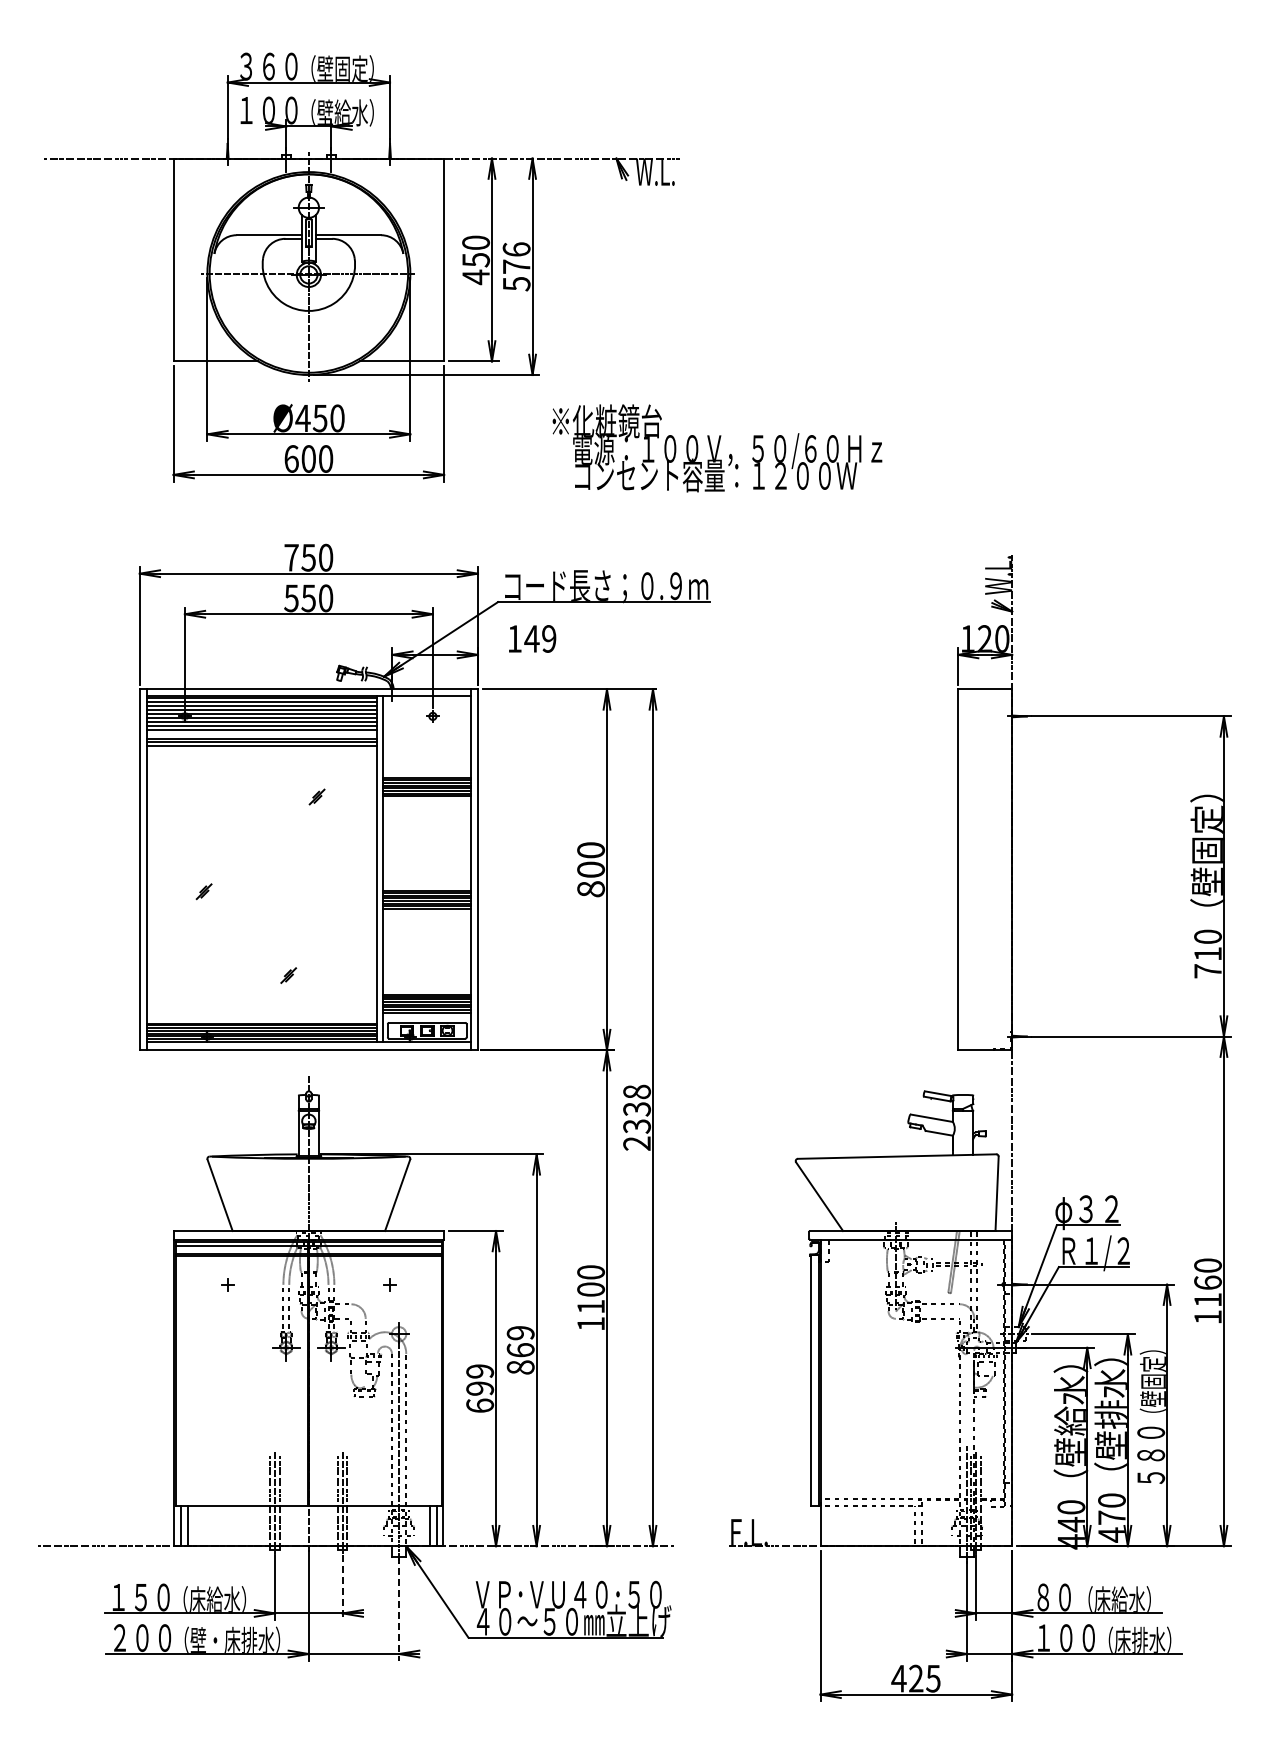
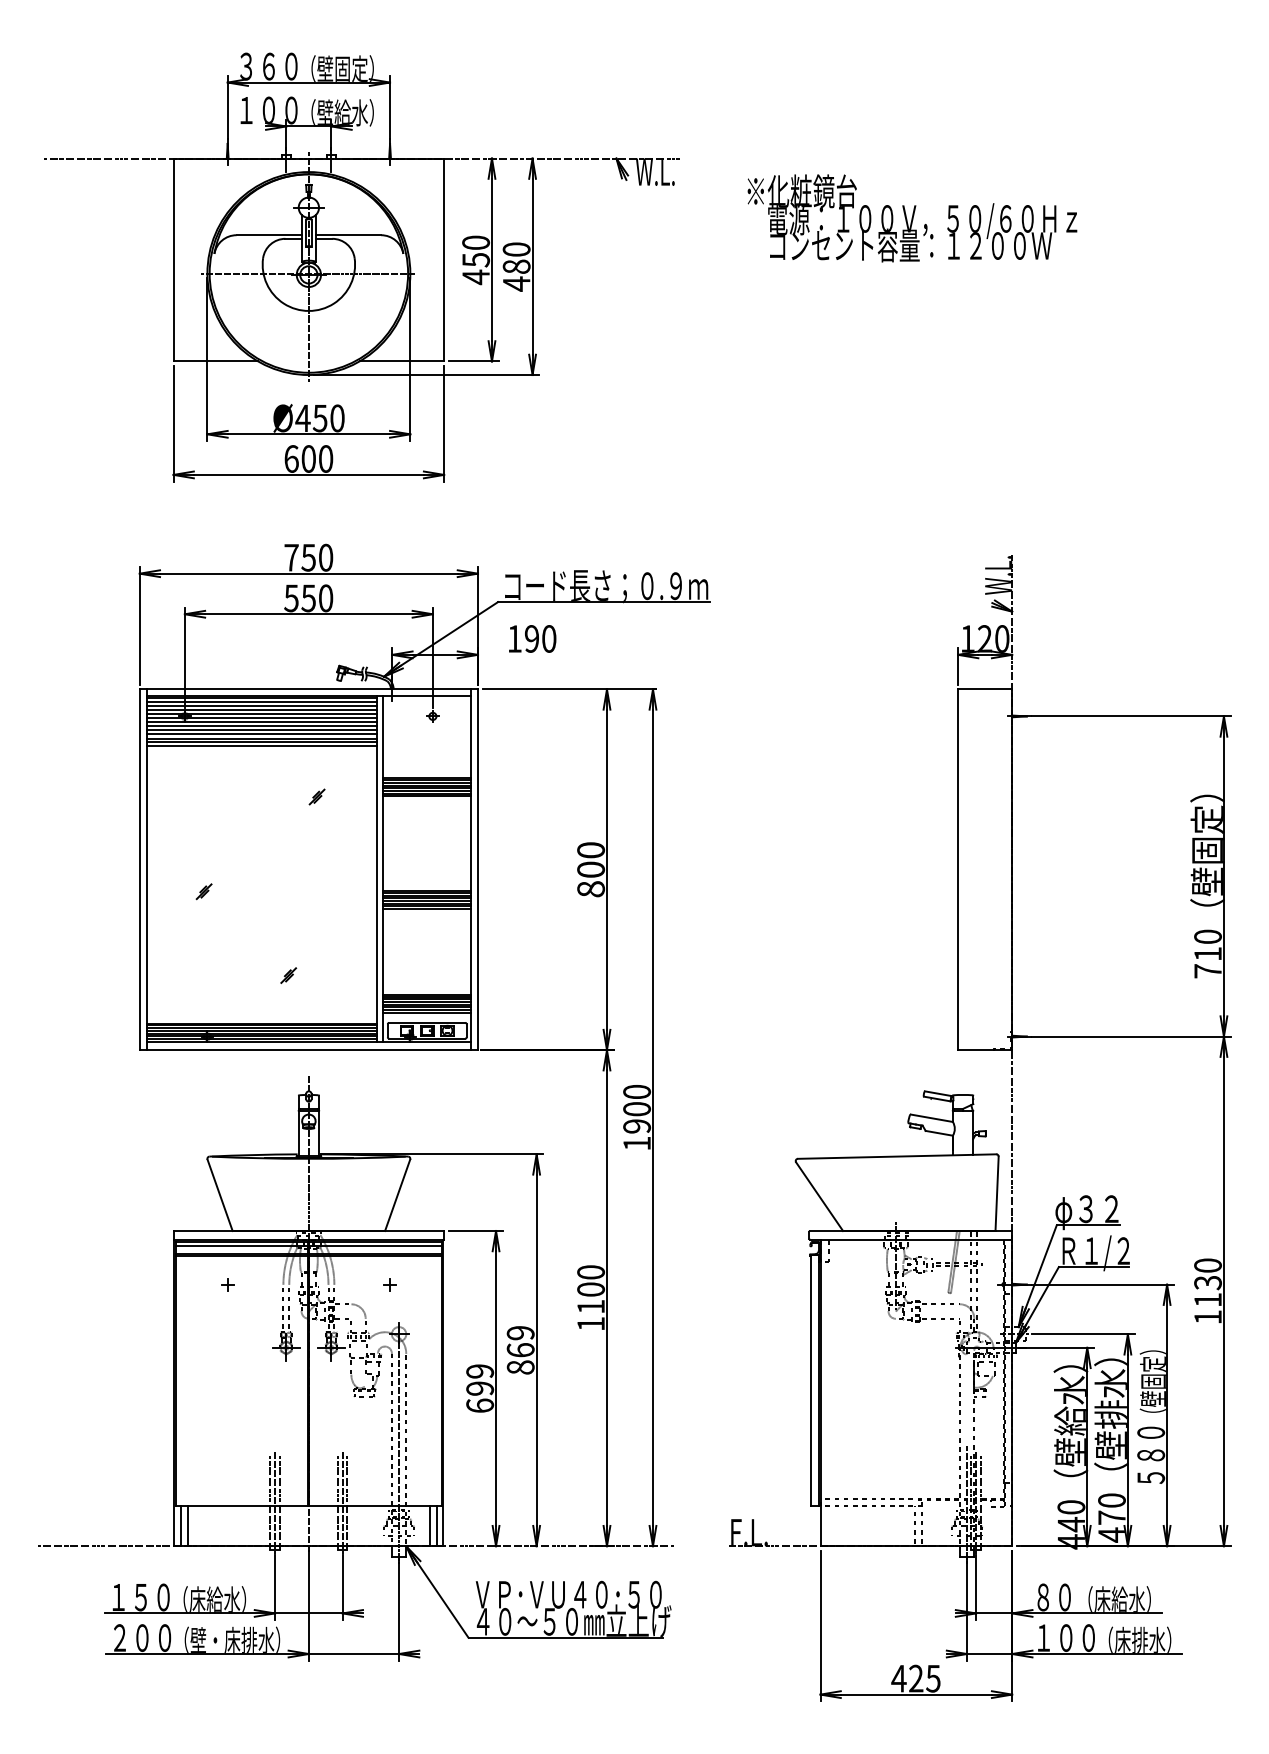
text: 576 -> 480 (516, 266)
text position: (717, 448) -> (912, 218) (912, 218)
text: 149 -> 190 (540, 638)
line: none -> present (261, 734)
text: 2338 -> 1900 (636, 1117)
text: 1160 -> 1130 (1207, 1282)
line: dashed -> solid (342, 1587)
line: dashed -> solid (399, 1609)
